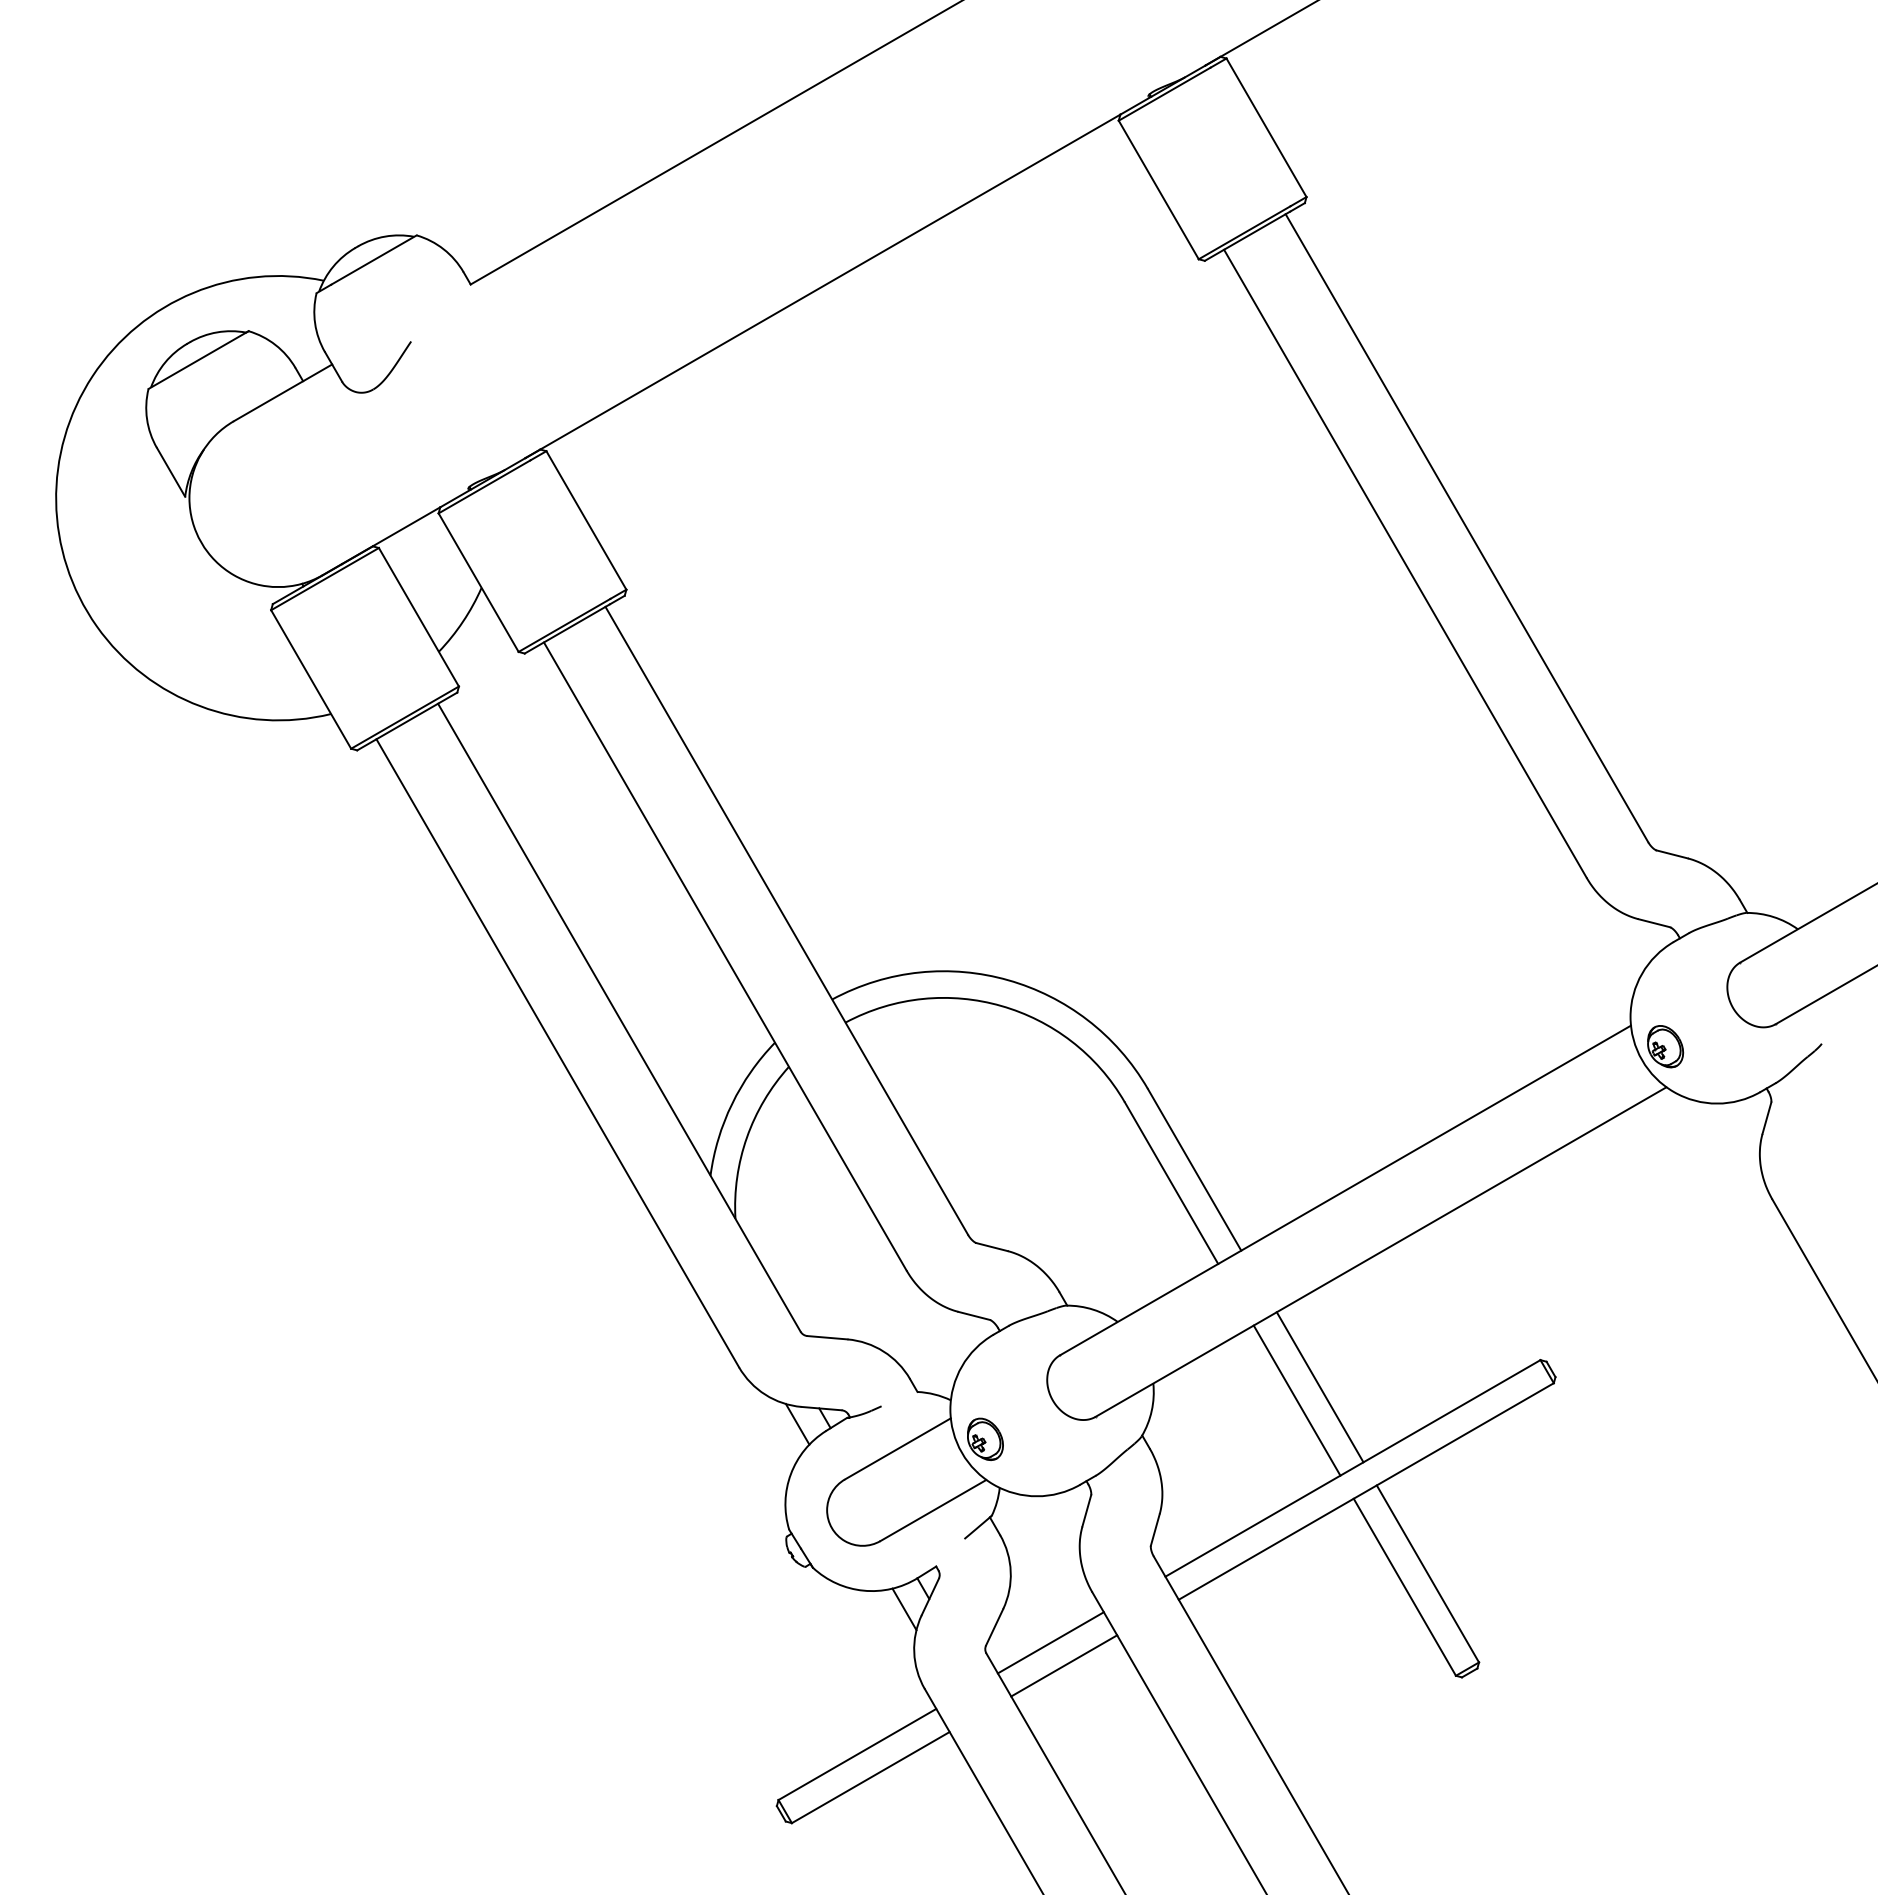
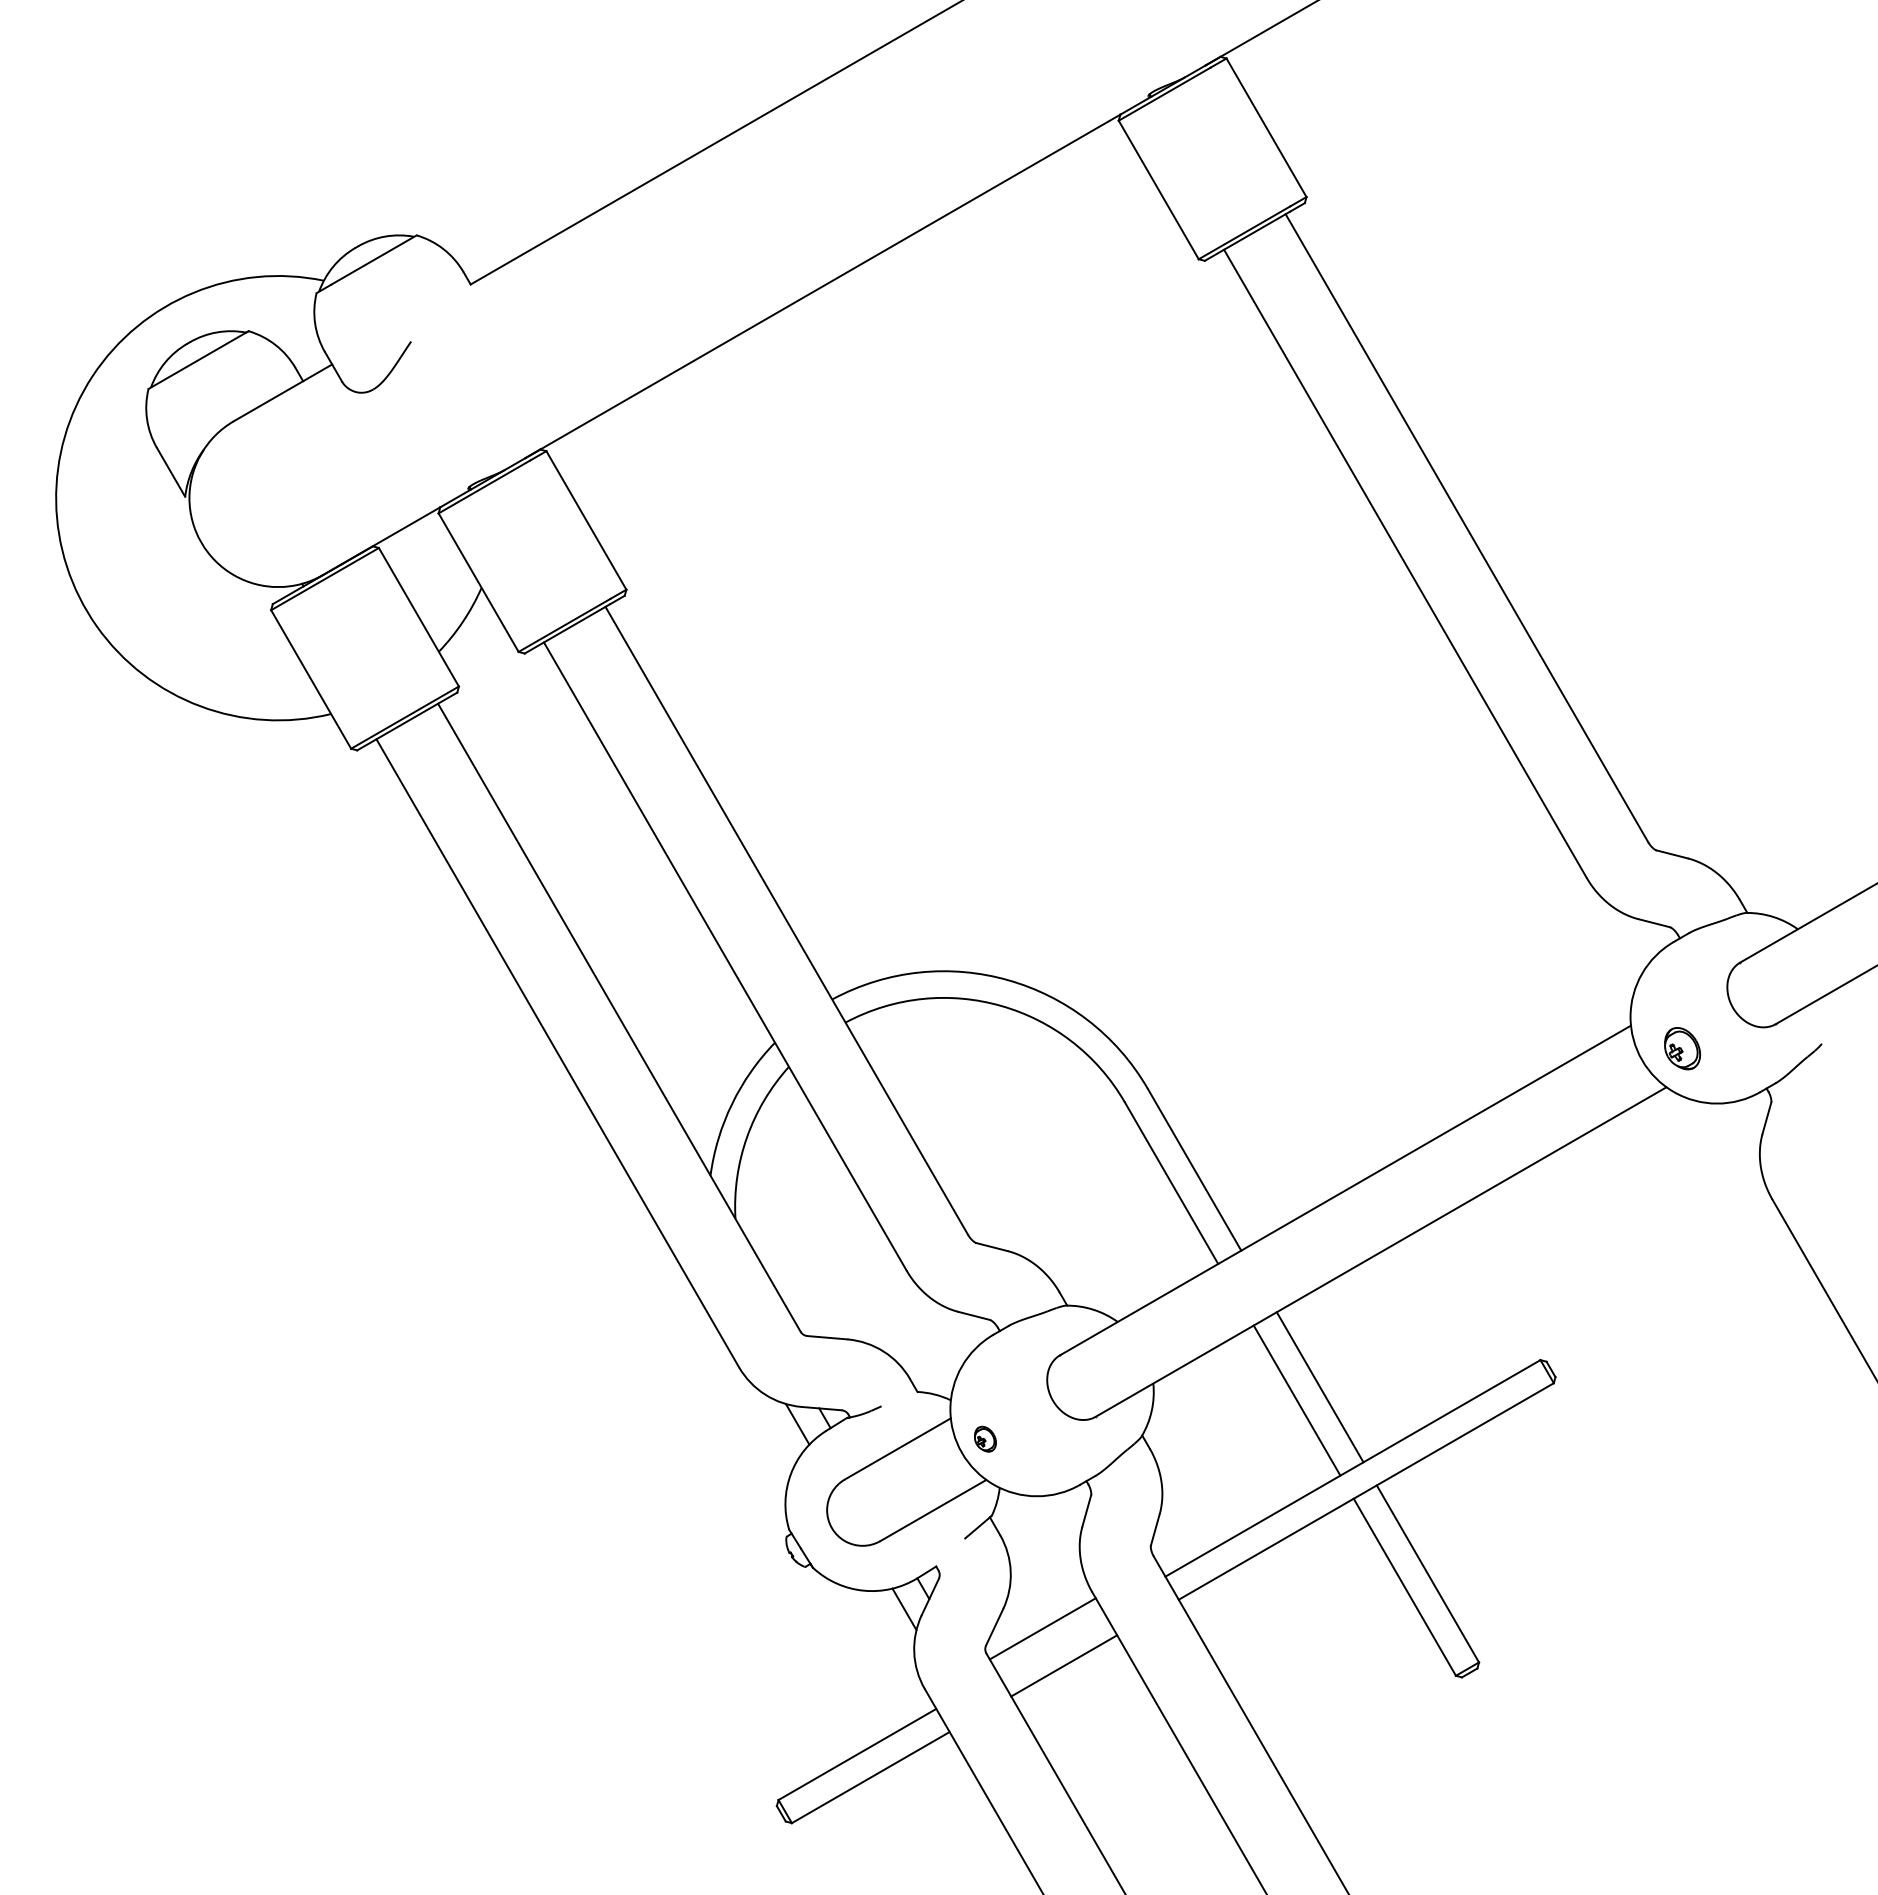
part position: (1665, 1046) -> (1682, 1048) (1682, 1048)
part size: 37x44 px -> 23x28 px (985, 1438)
line position: (1050, 1642) -> (1042, 1628) (1042, 1628)
